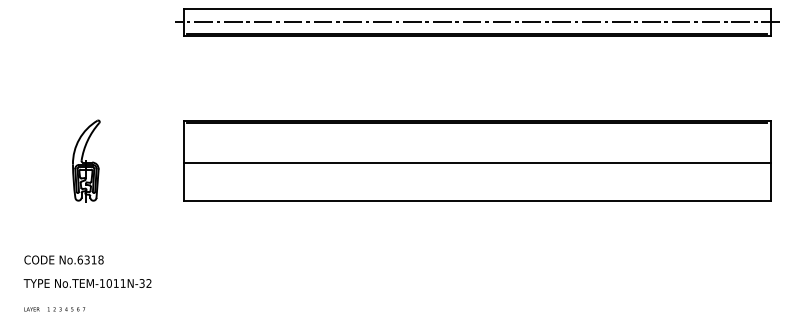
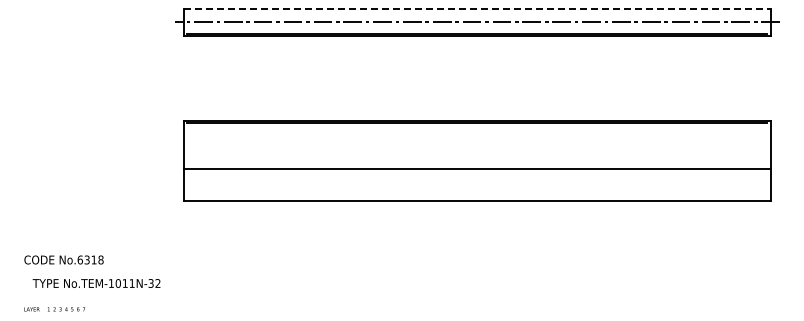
line: solid -> dashed (477, 9)
part: present -> none (86, 160)
line position: (477, 162) -> (477, 168) (477, 168)
text position: (87, 283) -> (96, 283) (96, 283)
